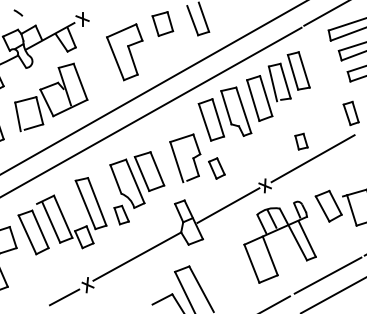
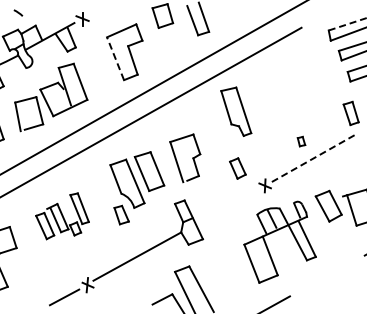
line: present -> none (325, 13)
part position: (162, 23) -> (162, 15) (162, 15)
line: solid -> dashed (347, 24)
line: solid -> dashed (115, 58)
part: present -> none (278, 86)
part: present -> none (210, 119)
part size: 15x19 px -> 11x13 px (301, 141)
line: solid -> dashed (313, 158)
part position: (216, 168) -> (237, 168) (237, 168)
line: present -> none (228, 205)
part size: 91x79 px -> 55x49 px (62, 216)
line: present -> none (327, 275)
line: present -> none (334, 294)
